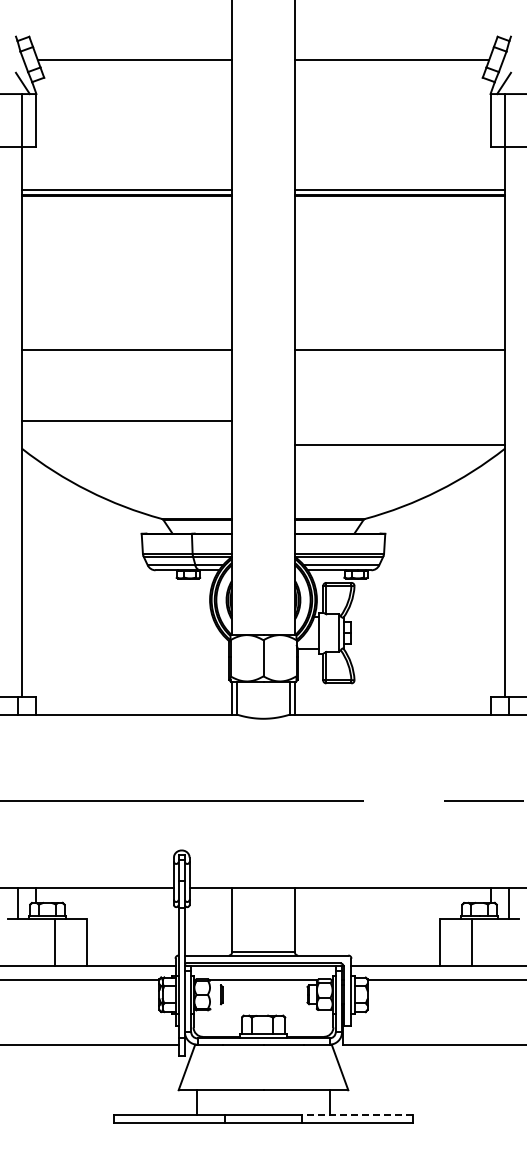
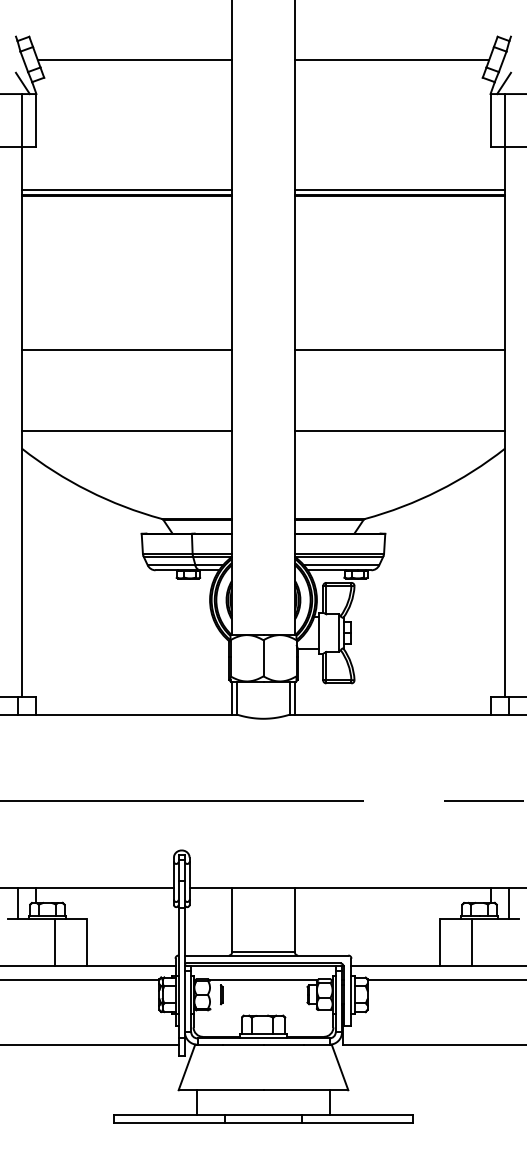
line position: (126, 421) -> (126, 431) (126, 431)
line position: (399, 445) -> (399, 431) (399, 431)
line: dashed -> solid (356, 1115)
